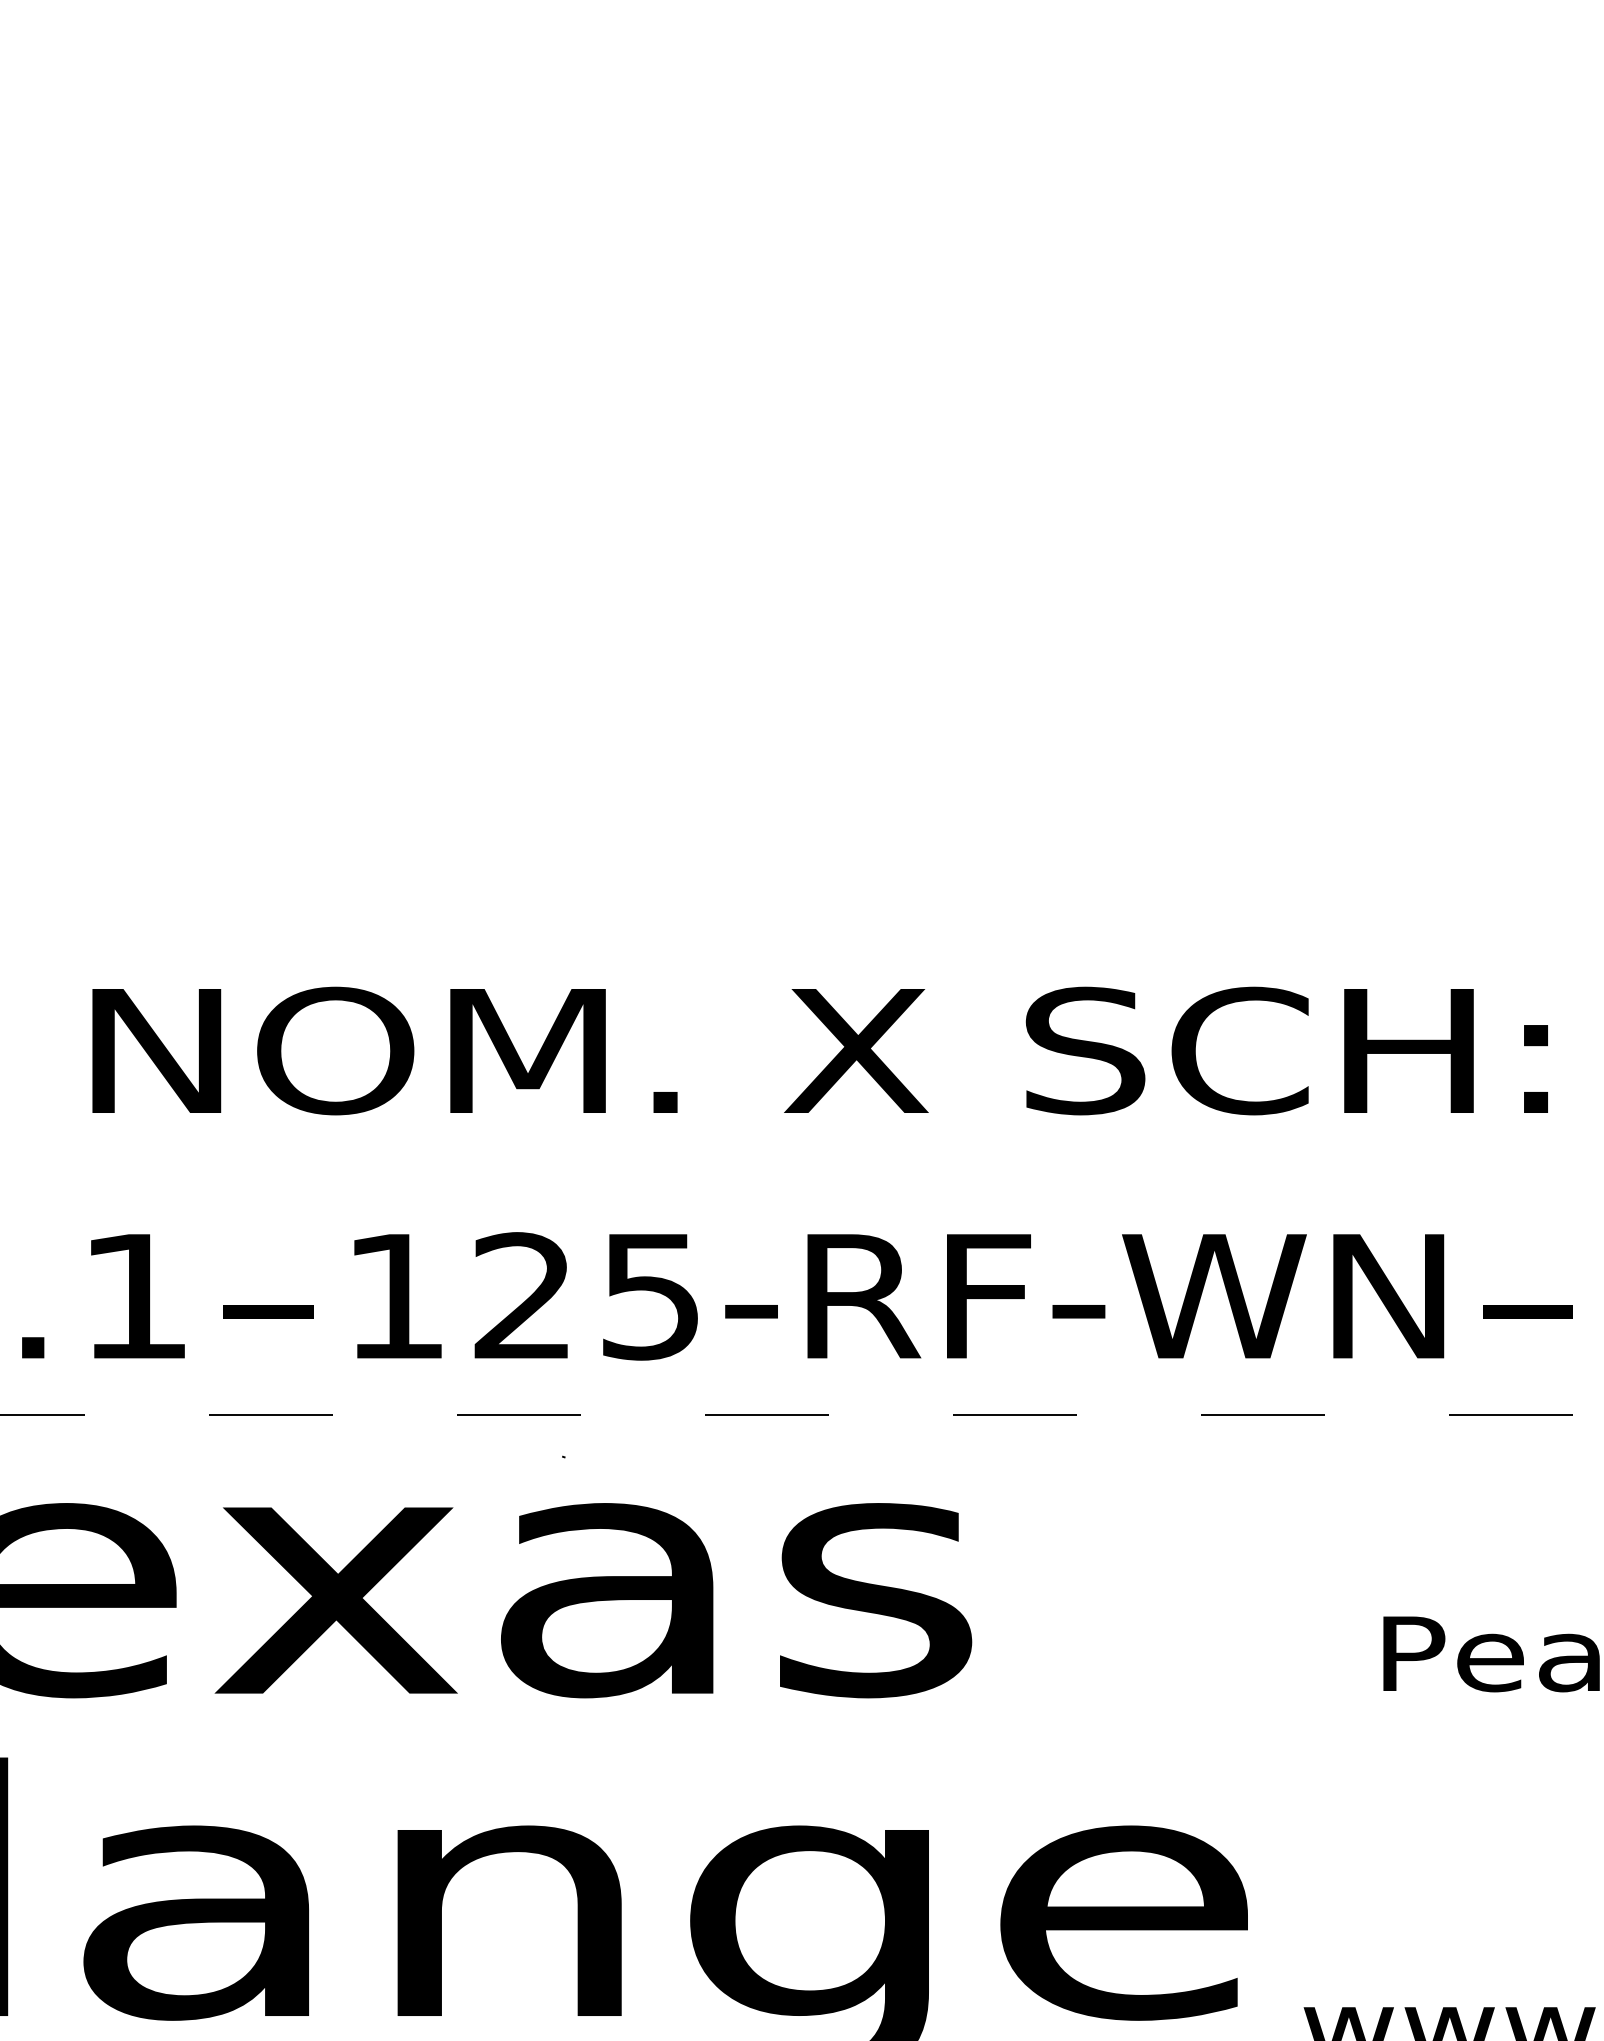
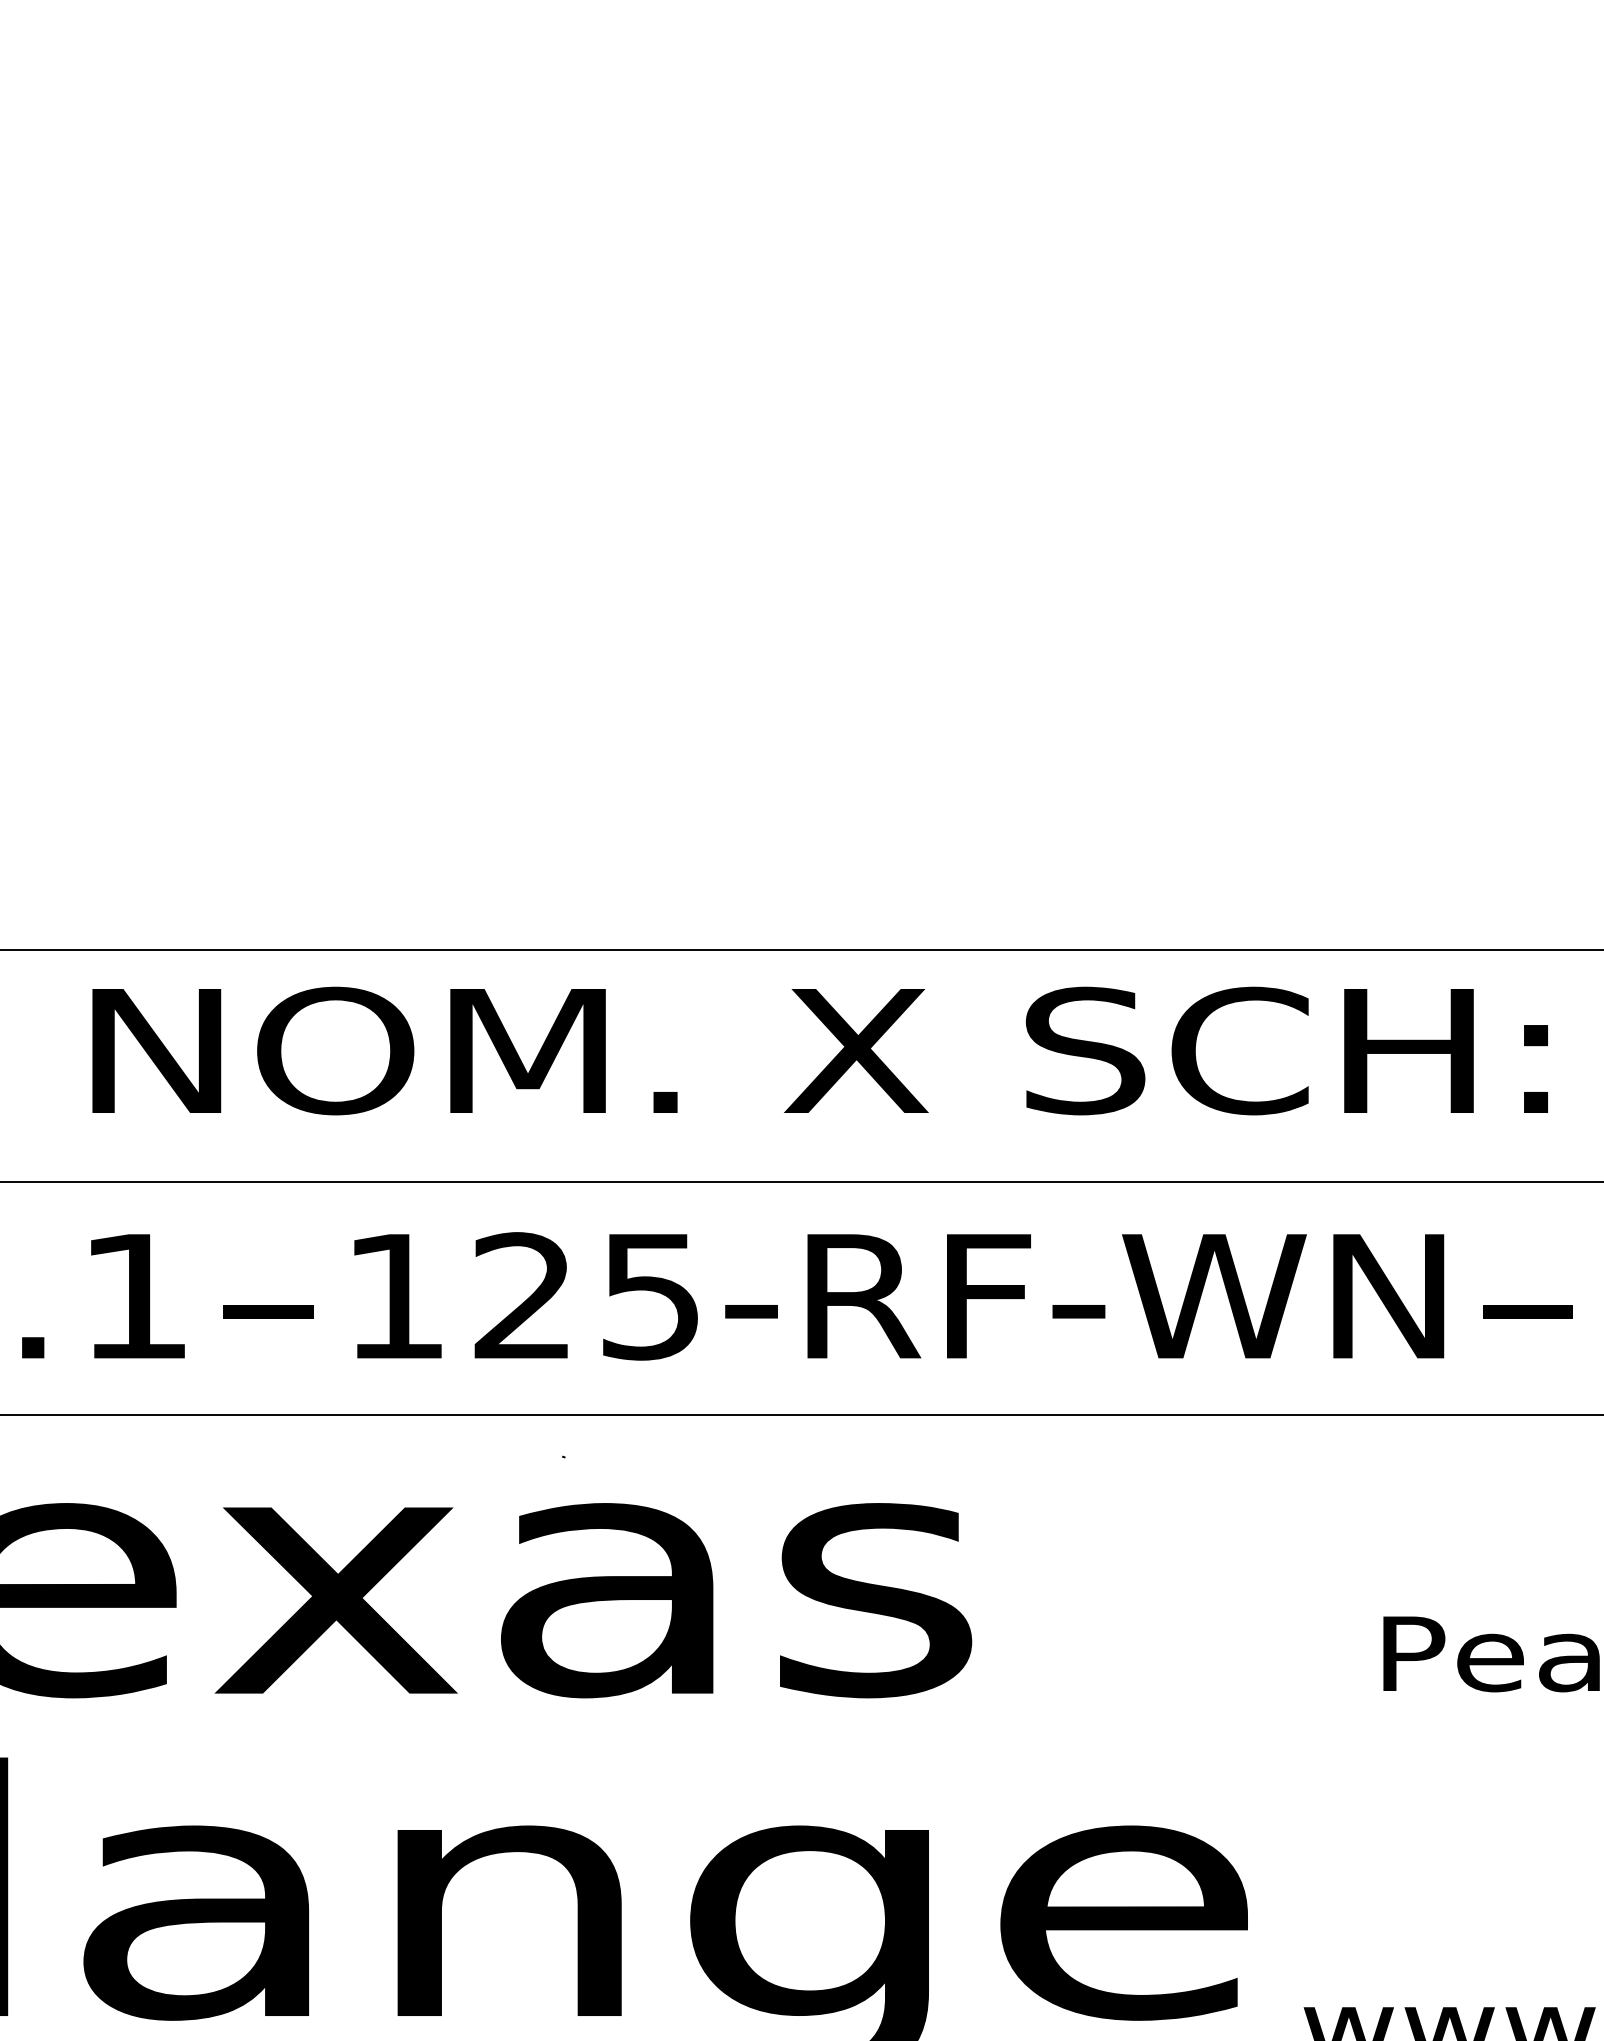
line: none -> present (801, 949)
line: none -> present (801, 1182)
line: dashed -> solid (802, 1415)
